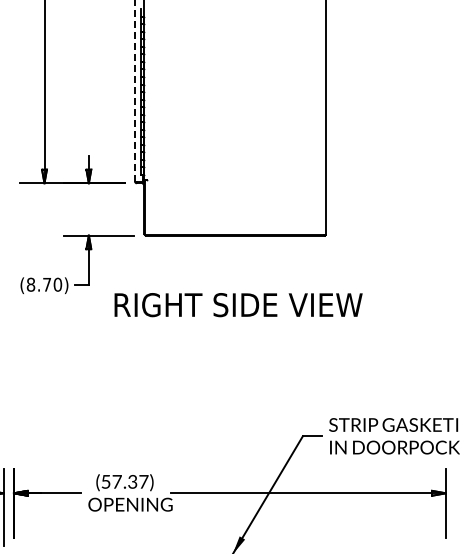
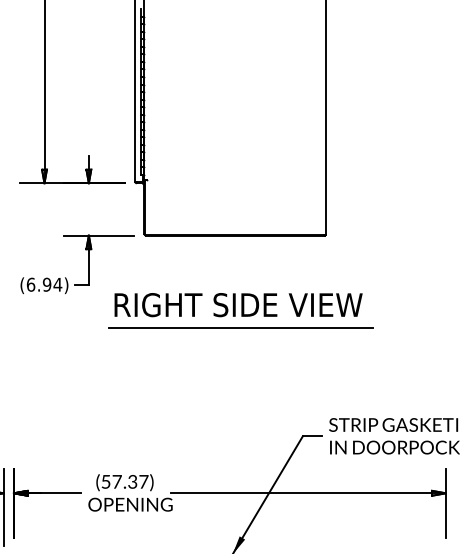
line: dashed -> solid (135, 90)
text: (8.70) -> (6.94) (44, 284)
line: none -> present (240, 328)
